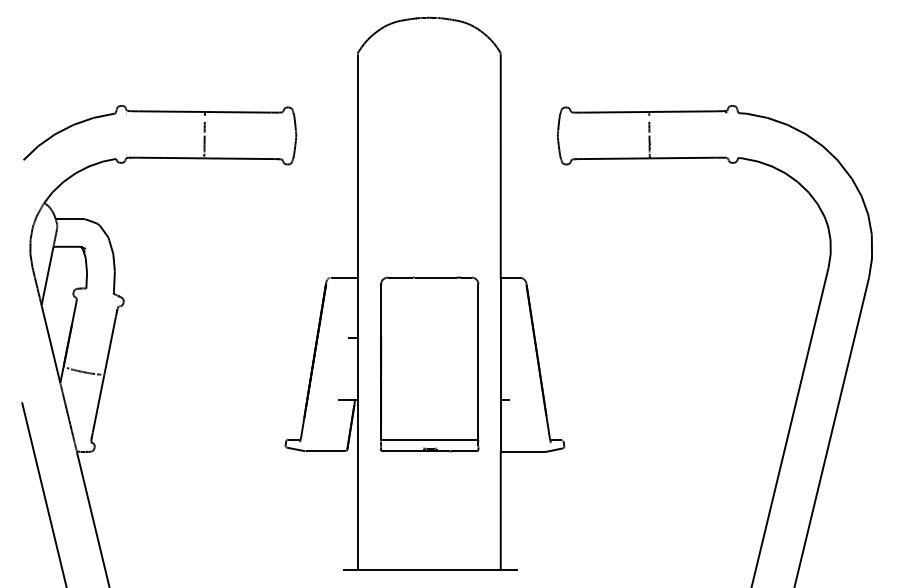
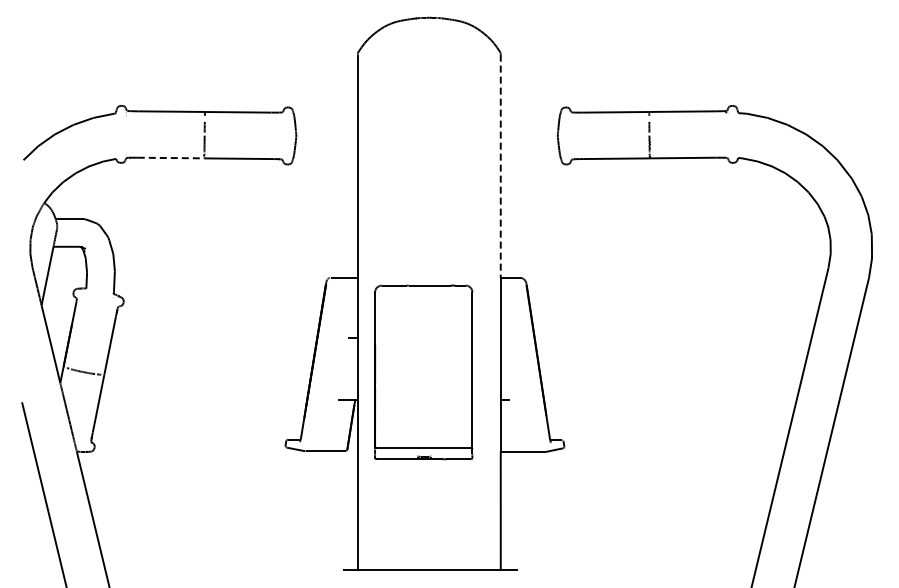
line: solid -> dashed (171, 158)
line: solid -> dashed (500, 166)
part position: (429, 364) -> (423, 372) (423, 372)
